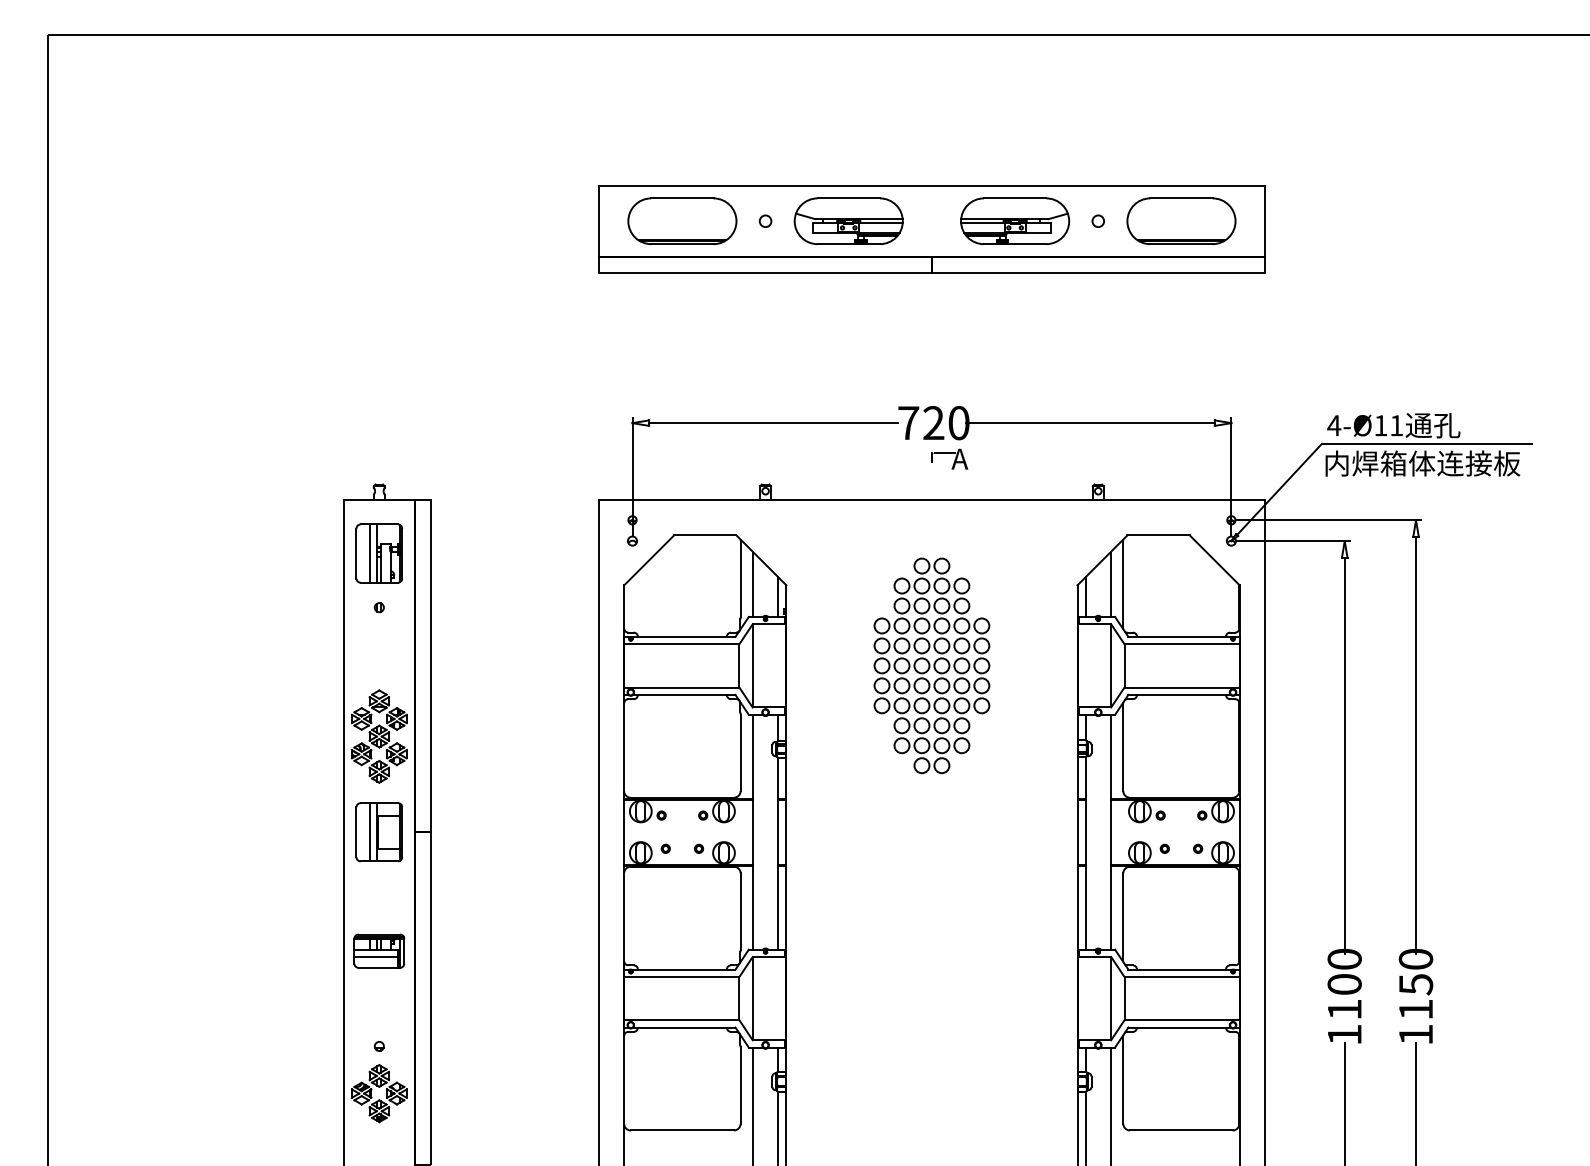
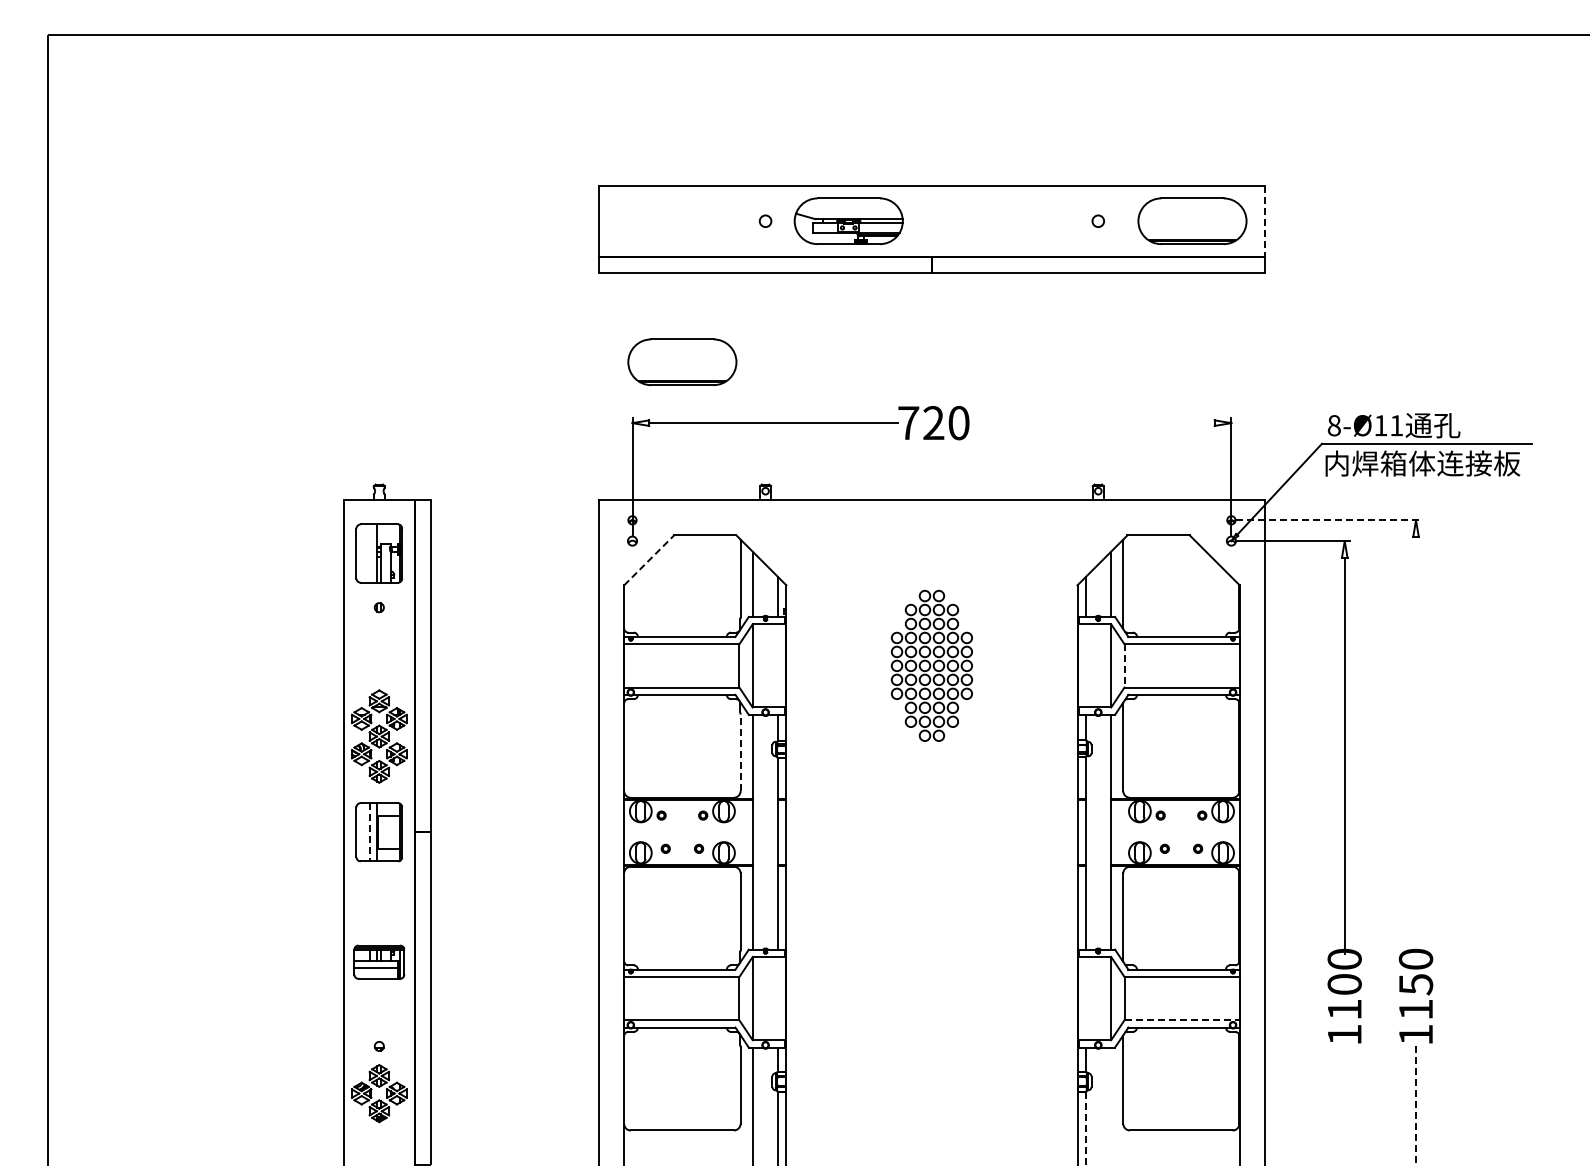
part position: (682, 220) -> (682, 361) (682, 361)
part: present -> none (1015, 220)
part position: (1181, 220) -> (1192, 220) (1192, 220)
line: solid -> dashed (1264, 221)
line: present -> none (1089, 423)
text: 4-Ø11 -> 8-Ø11 (1334, 425)
part: present -> none (949, 458)
line: solid -> dashed (1329, 520)
line: present -> none (370, 553)
line: solid -> dashed (649, 560)
part size: 118x218 px -> 83x152 px (931, 665)
line: solid -> dashed (1124, 665)
line: present -> none (1416, 745)
line: solid -> dashed (740, 752)
line: solid -> dashed (370, 832)
part position: (379, 950) -> (379, 961) (379, 961)
line: solid -> dashed (1182, 1020)
line: present -> none (1344, 1102)
line: solid -> dashed (1416, 1103)
line: present -> none (1110, 1104)
line: solid -> dashed (1085, 1128)
